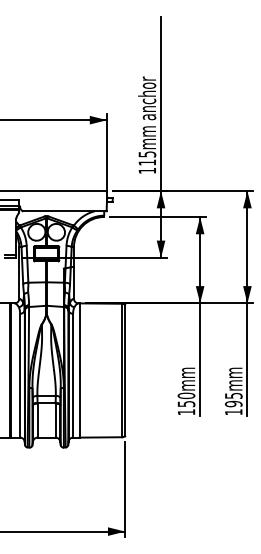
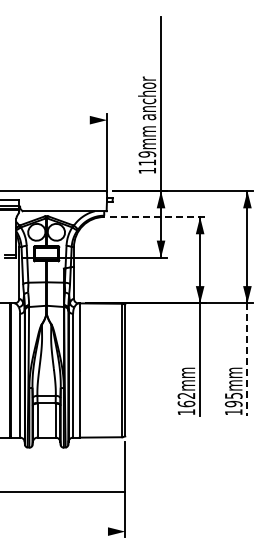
line: present -> none (54, 120)
text: 115mm -> 119mm (146, 154)
line: solid -> dashed (157, 216)
line: solid -> dashed (247, 360)
text: 150mm -> 162mm (186, 399)
line position: (63, 531) -> (63, 491) (63, 491)
